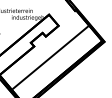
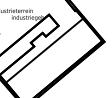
line position: (50, 57) -> (44, 50) (44, 50)
